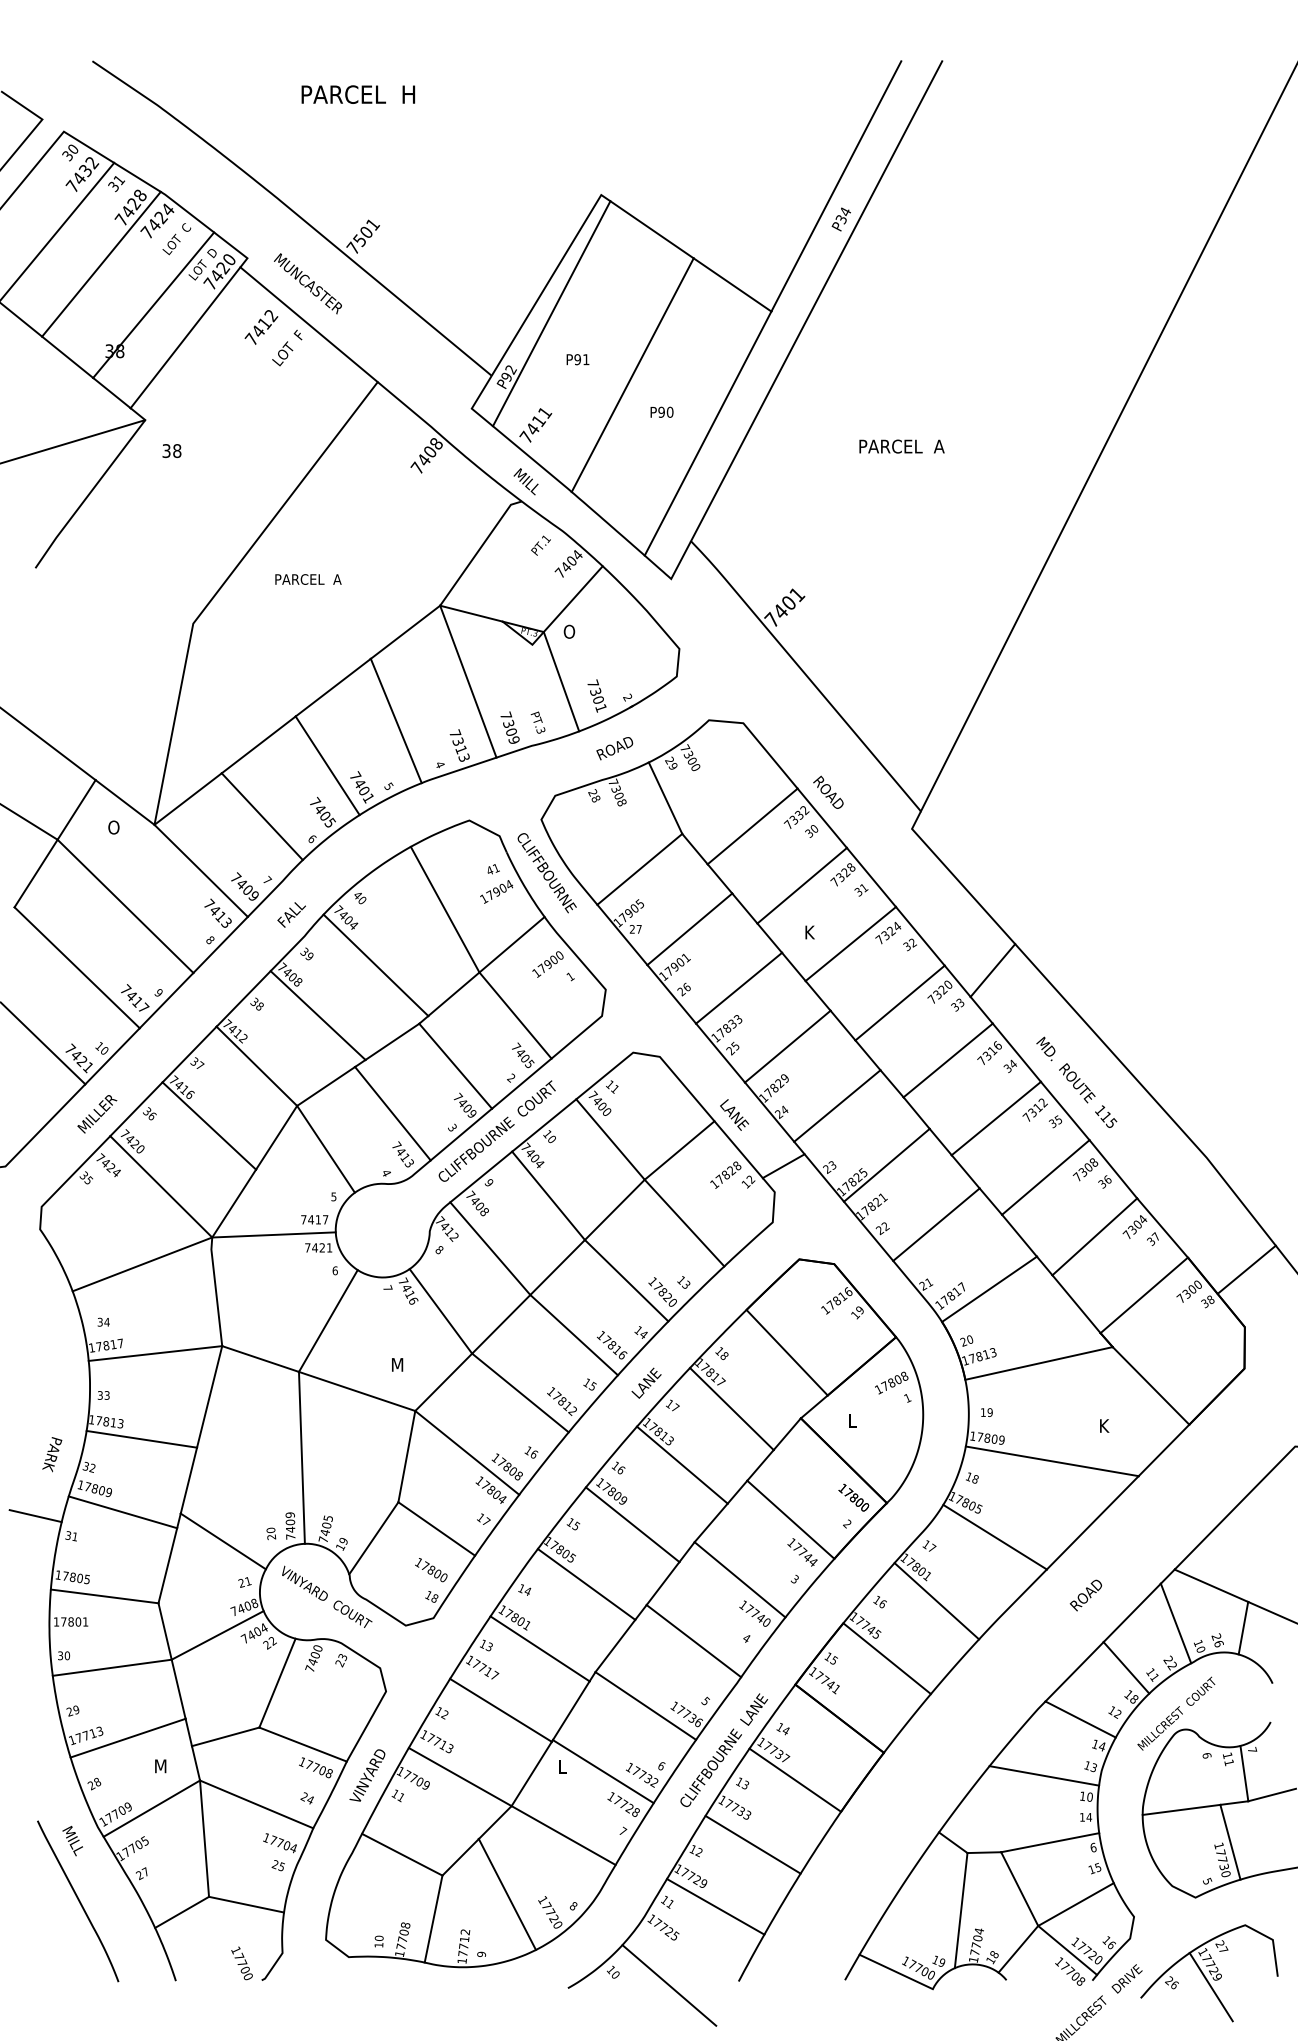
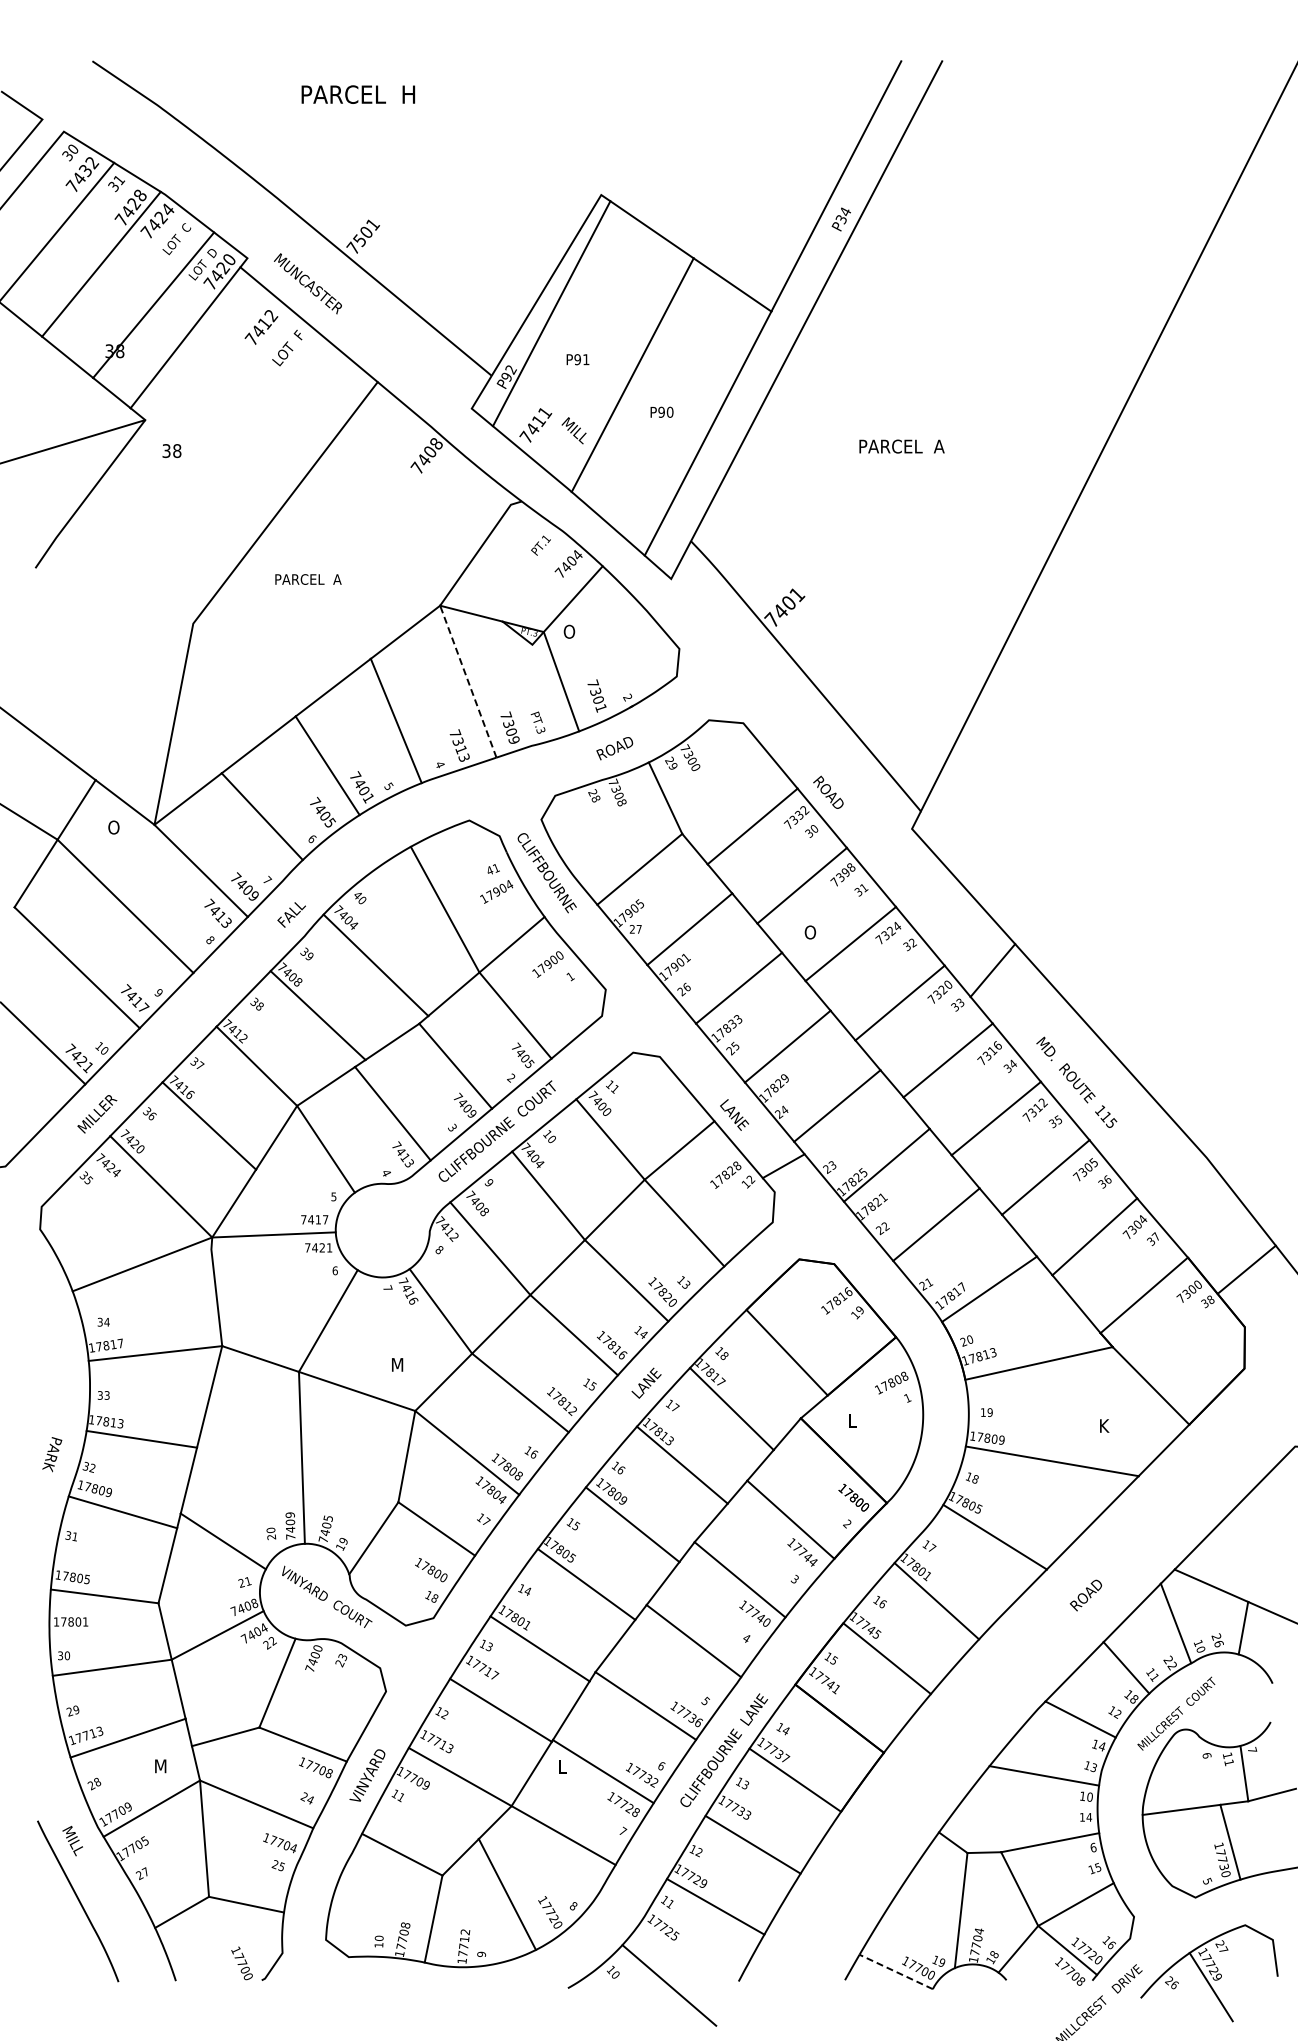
text position: (525, 481) -> (573, 430) (573, 430)
line: solid -> dashed (468, 681)
text: 7328 -> 7398 (845, 873)
text: K -> O (810, 932)
text: 7308 -> 7305 (1093, 1162)
line: present -> none (35, 1516)
line: solid -> dashed (895, 1971)
